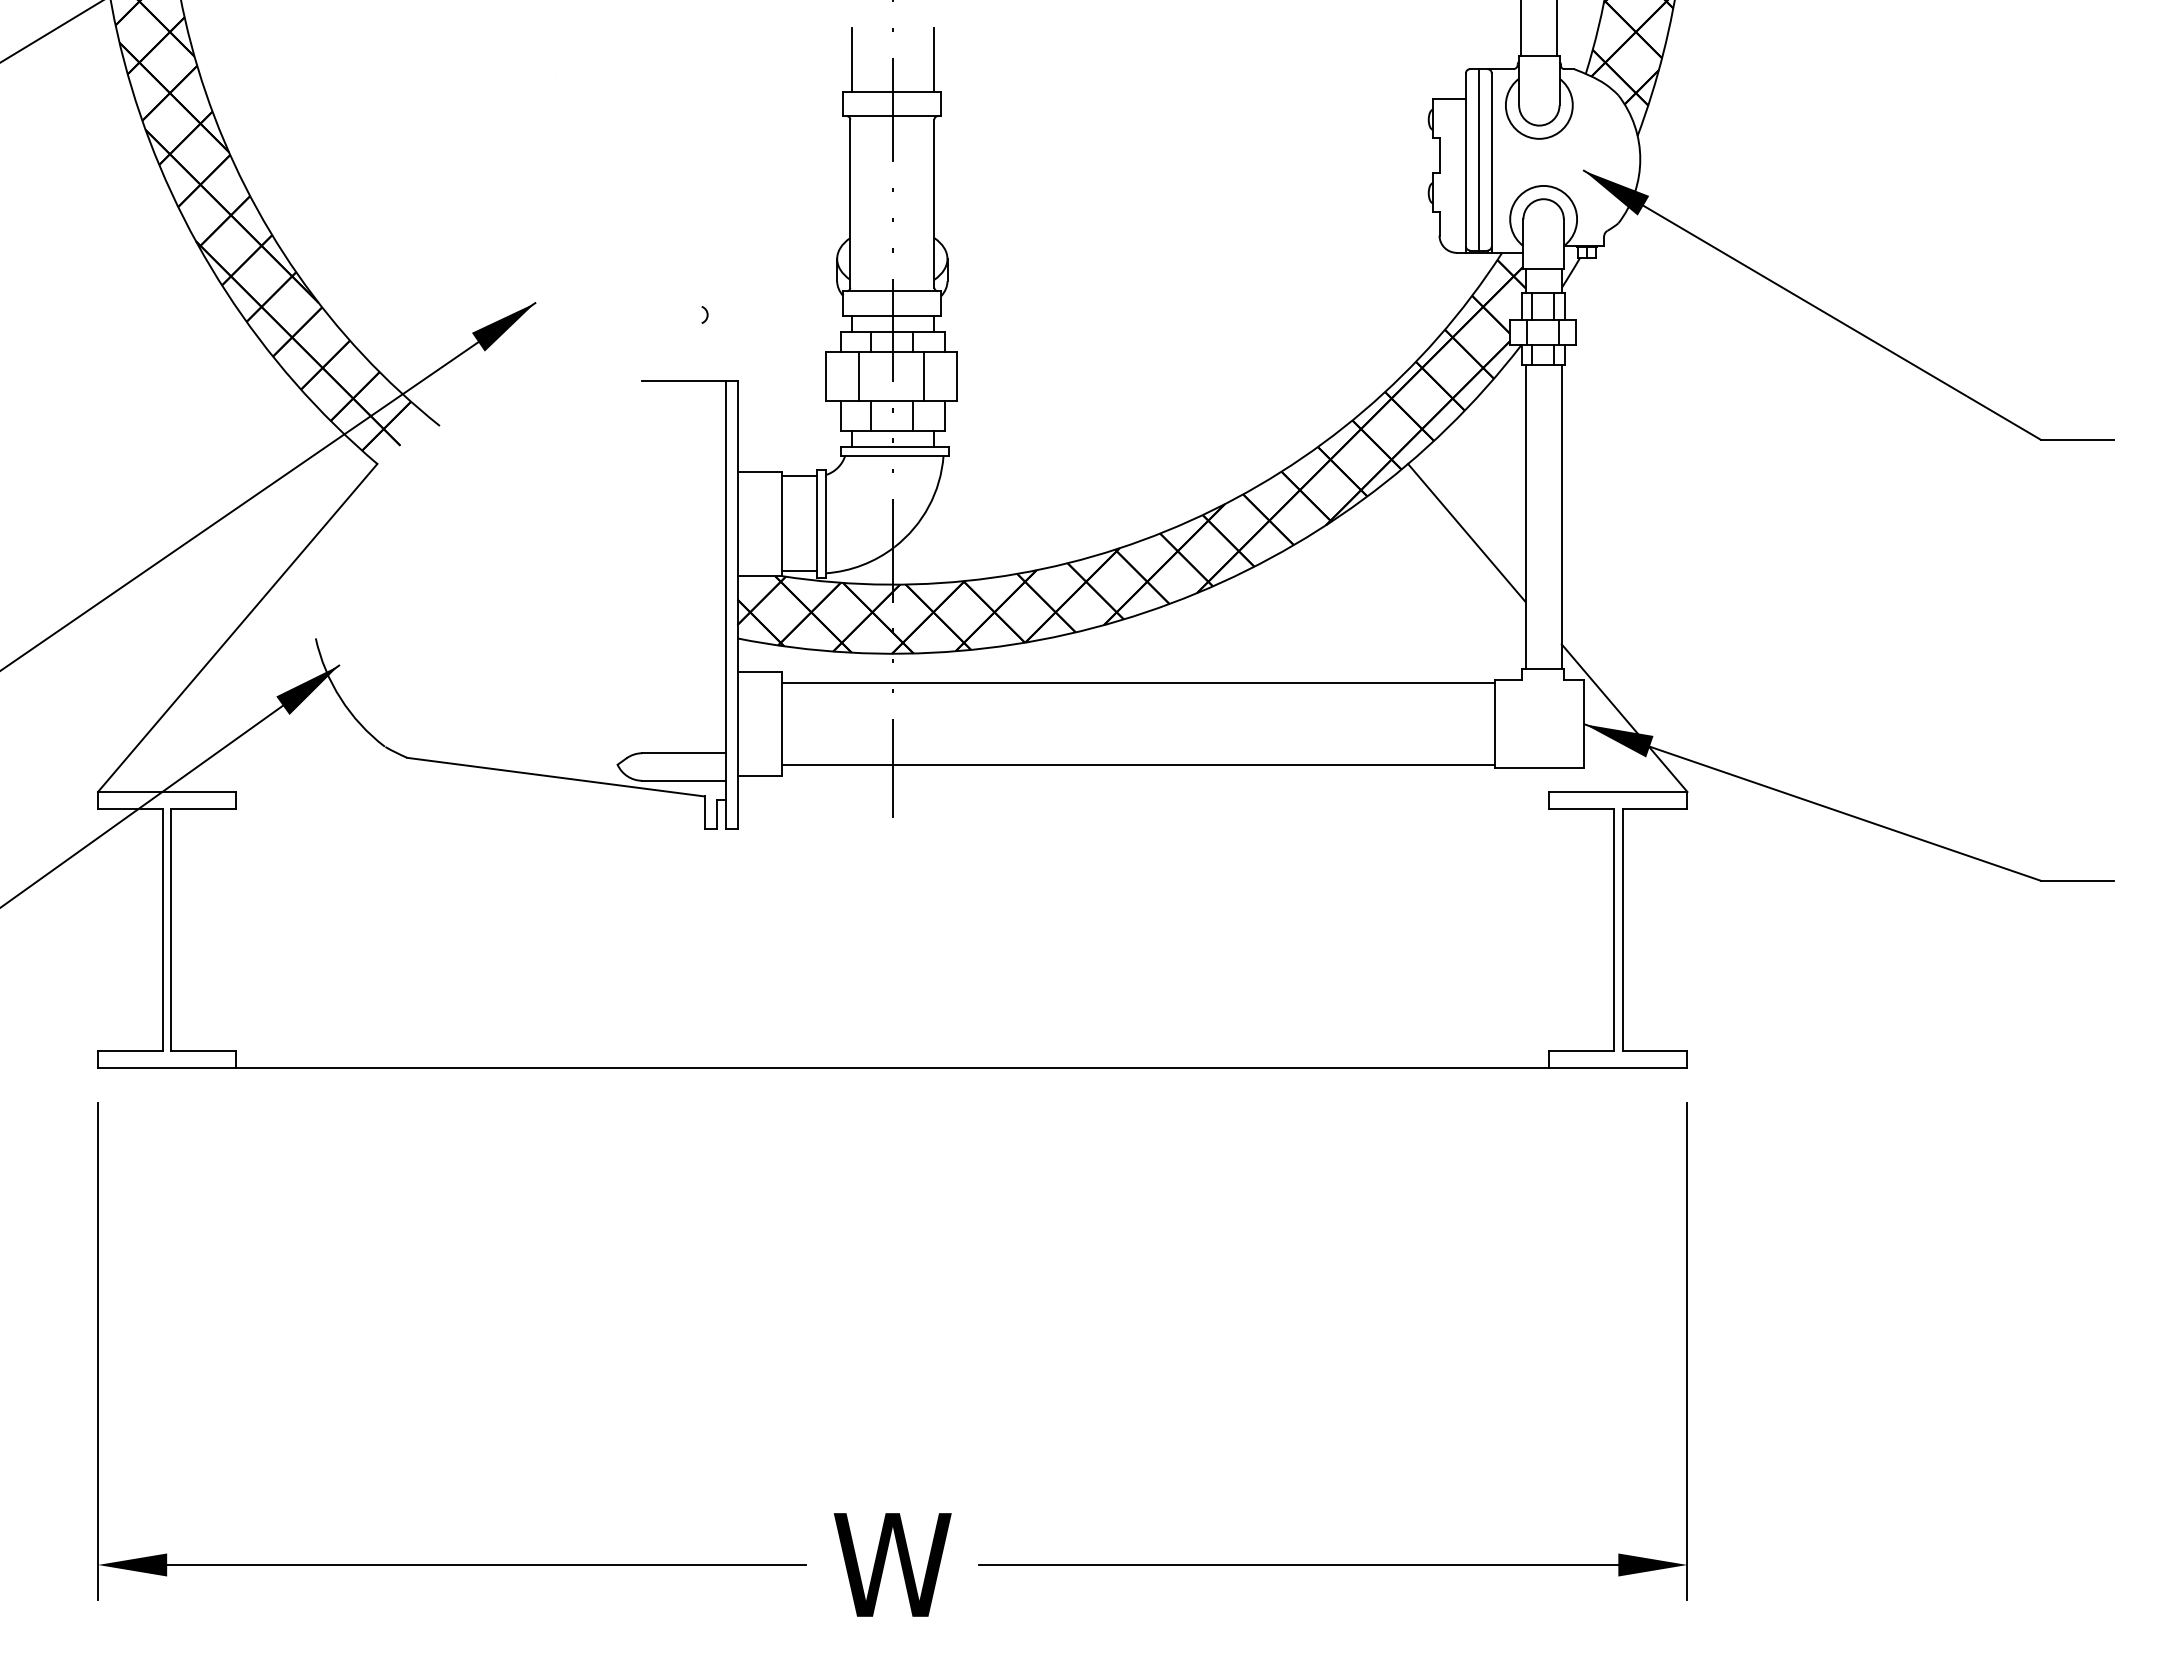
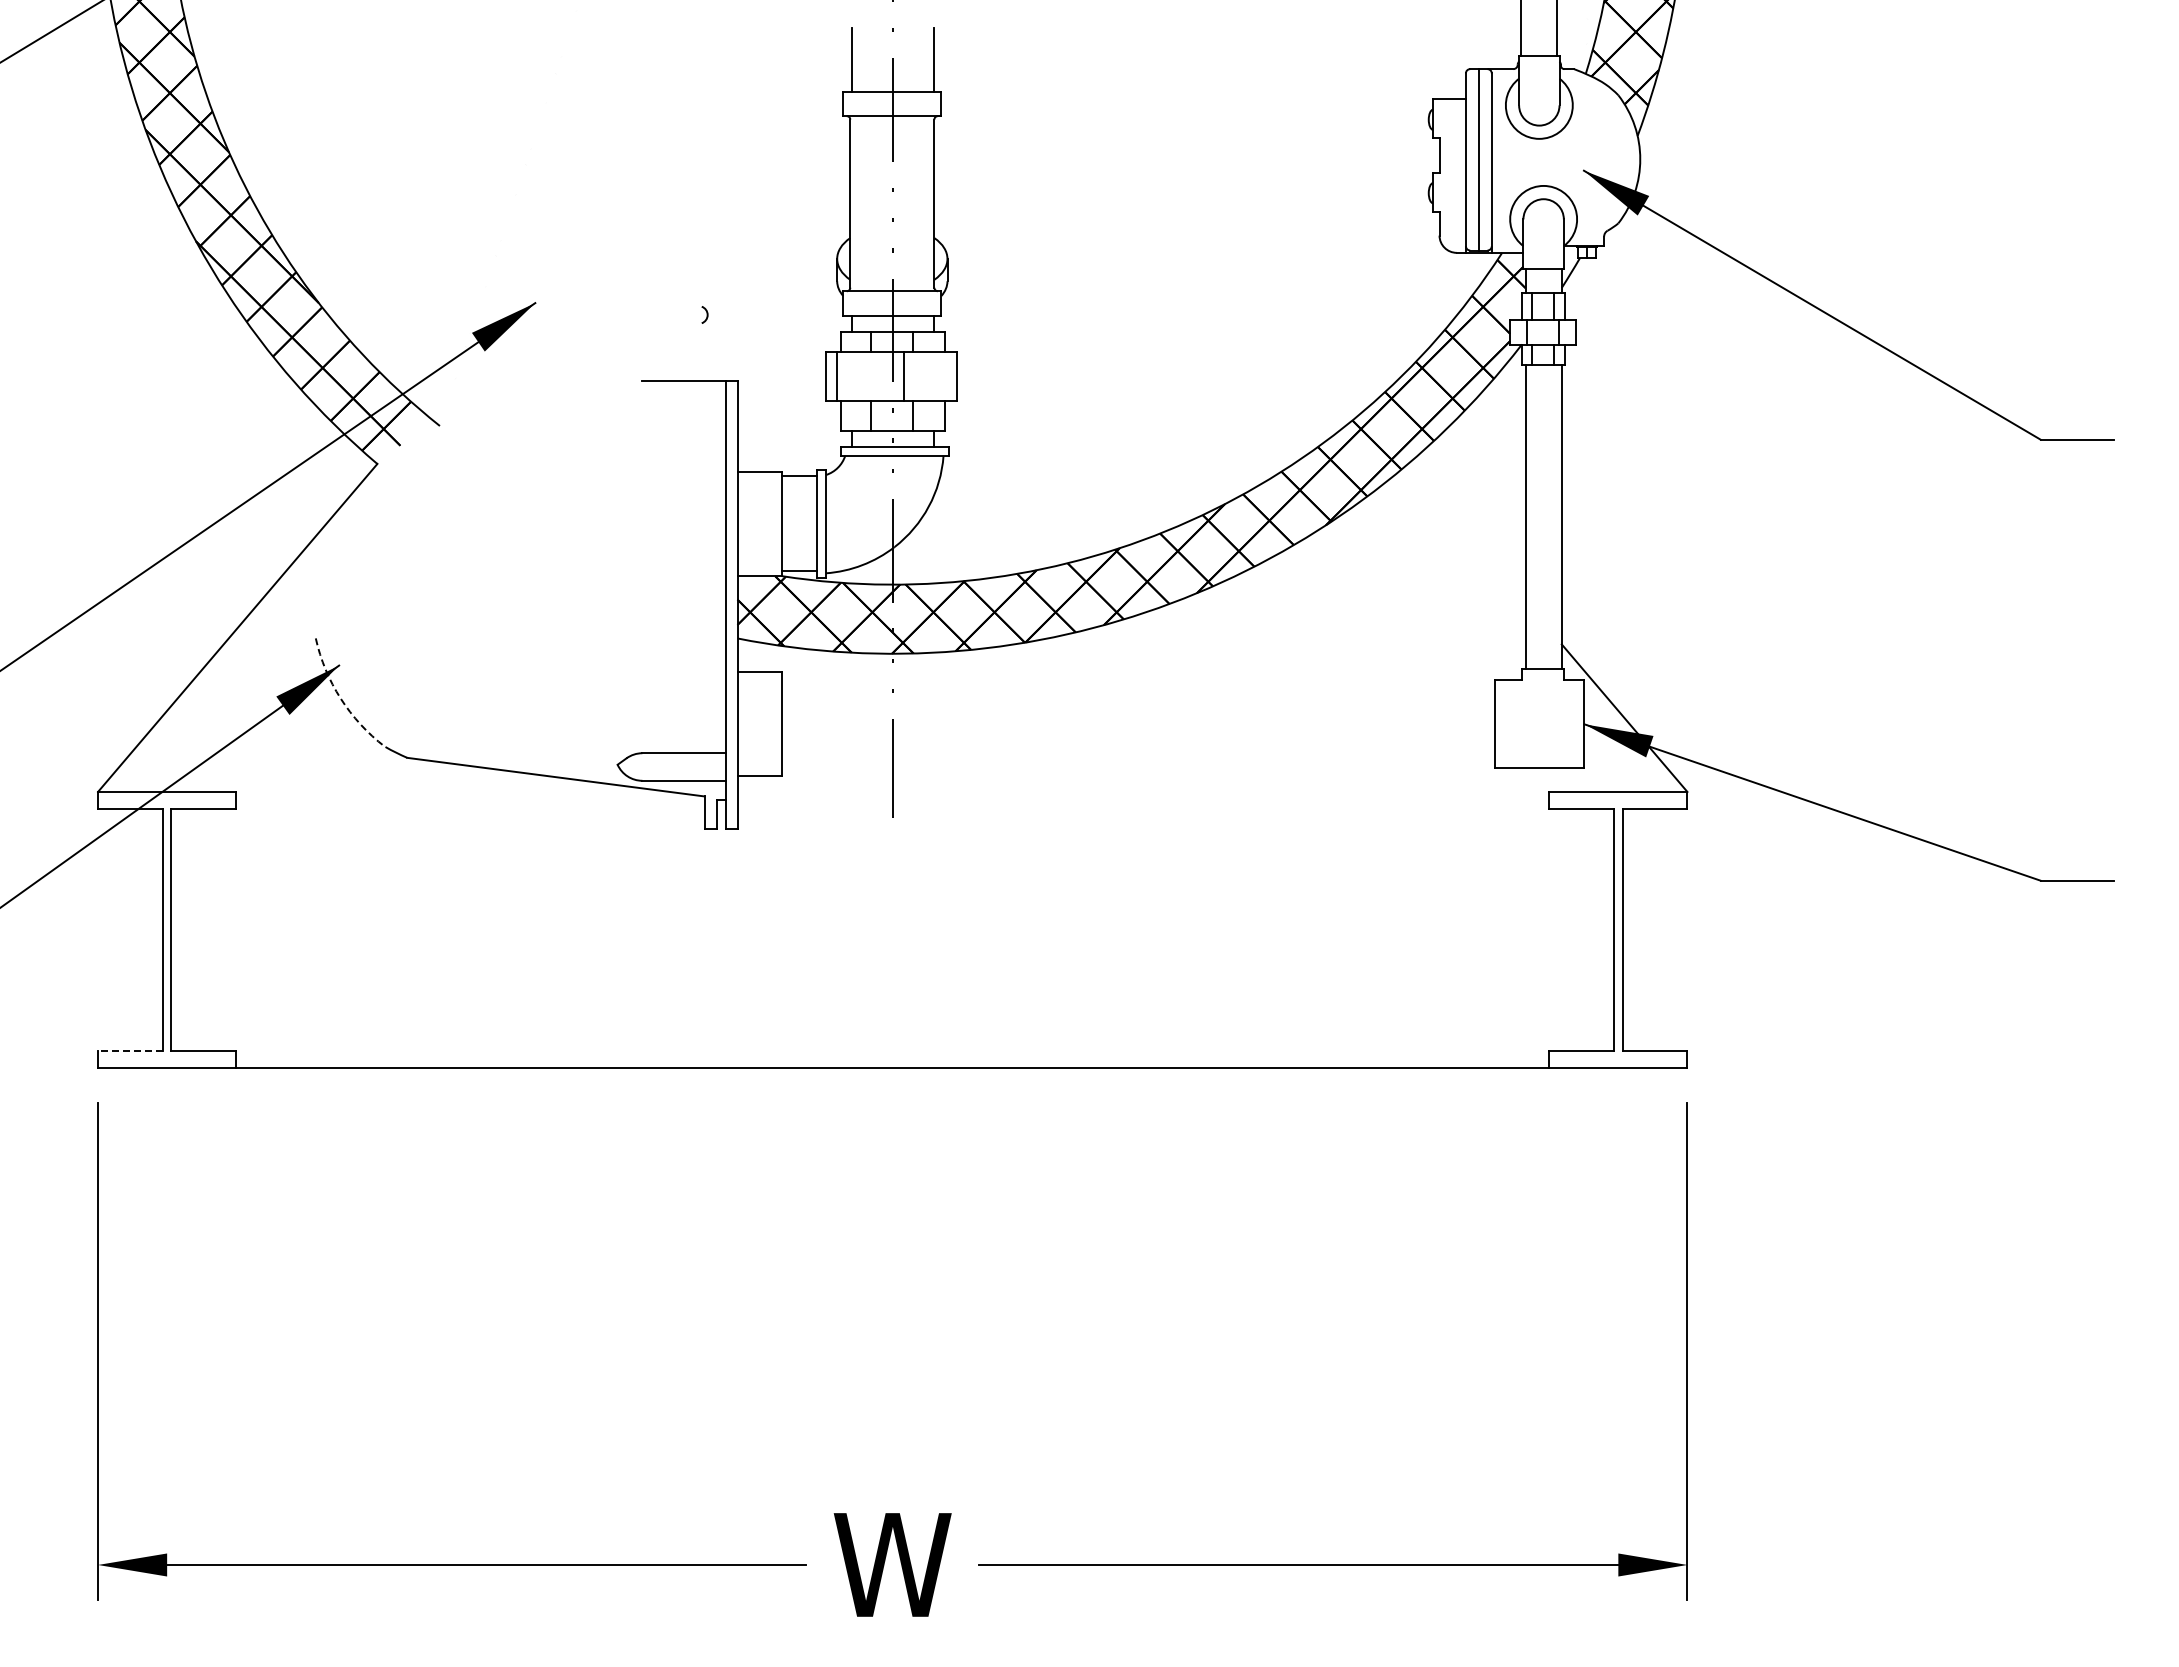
line position: (859, 376) -> (837, 376) (837, 376)
line position: (924, 376) -> (904, 376) (904, 376)
line: present -> none (1466, 532)
line: present -> none (1138, 682)
arc: solid -> dashed (340, 698)
line: present -> none (1138, 764)
line: solid -> dashed (129, 1051)
